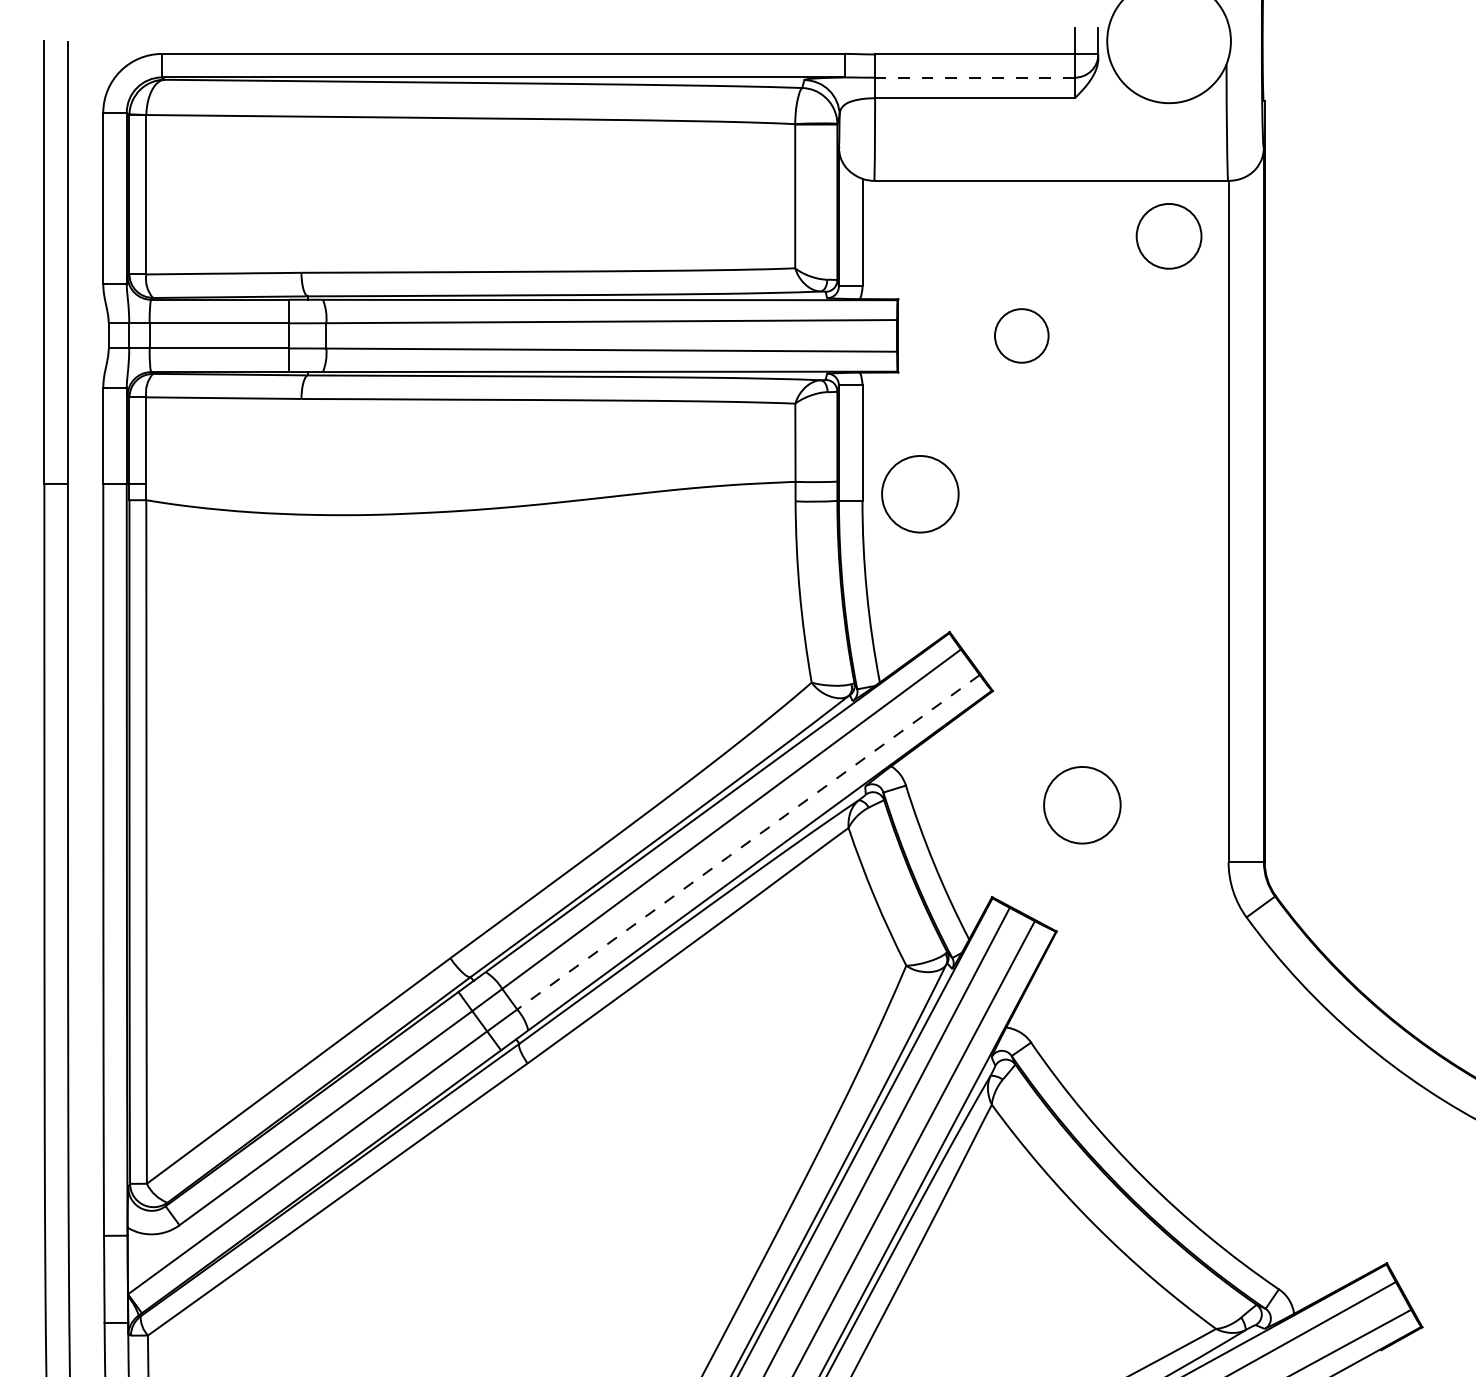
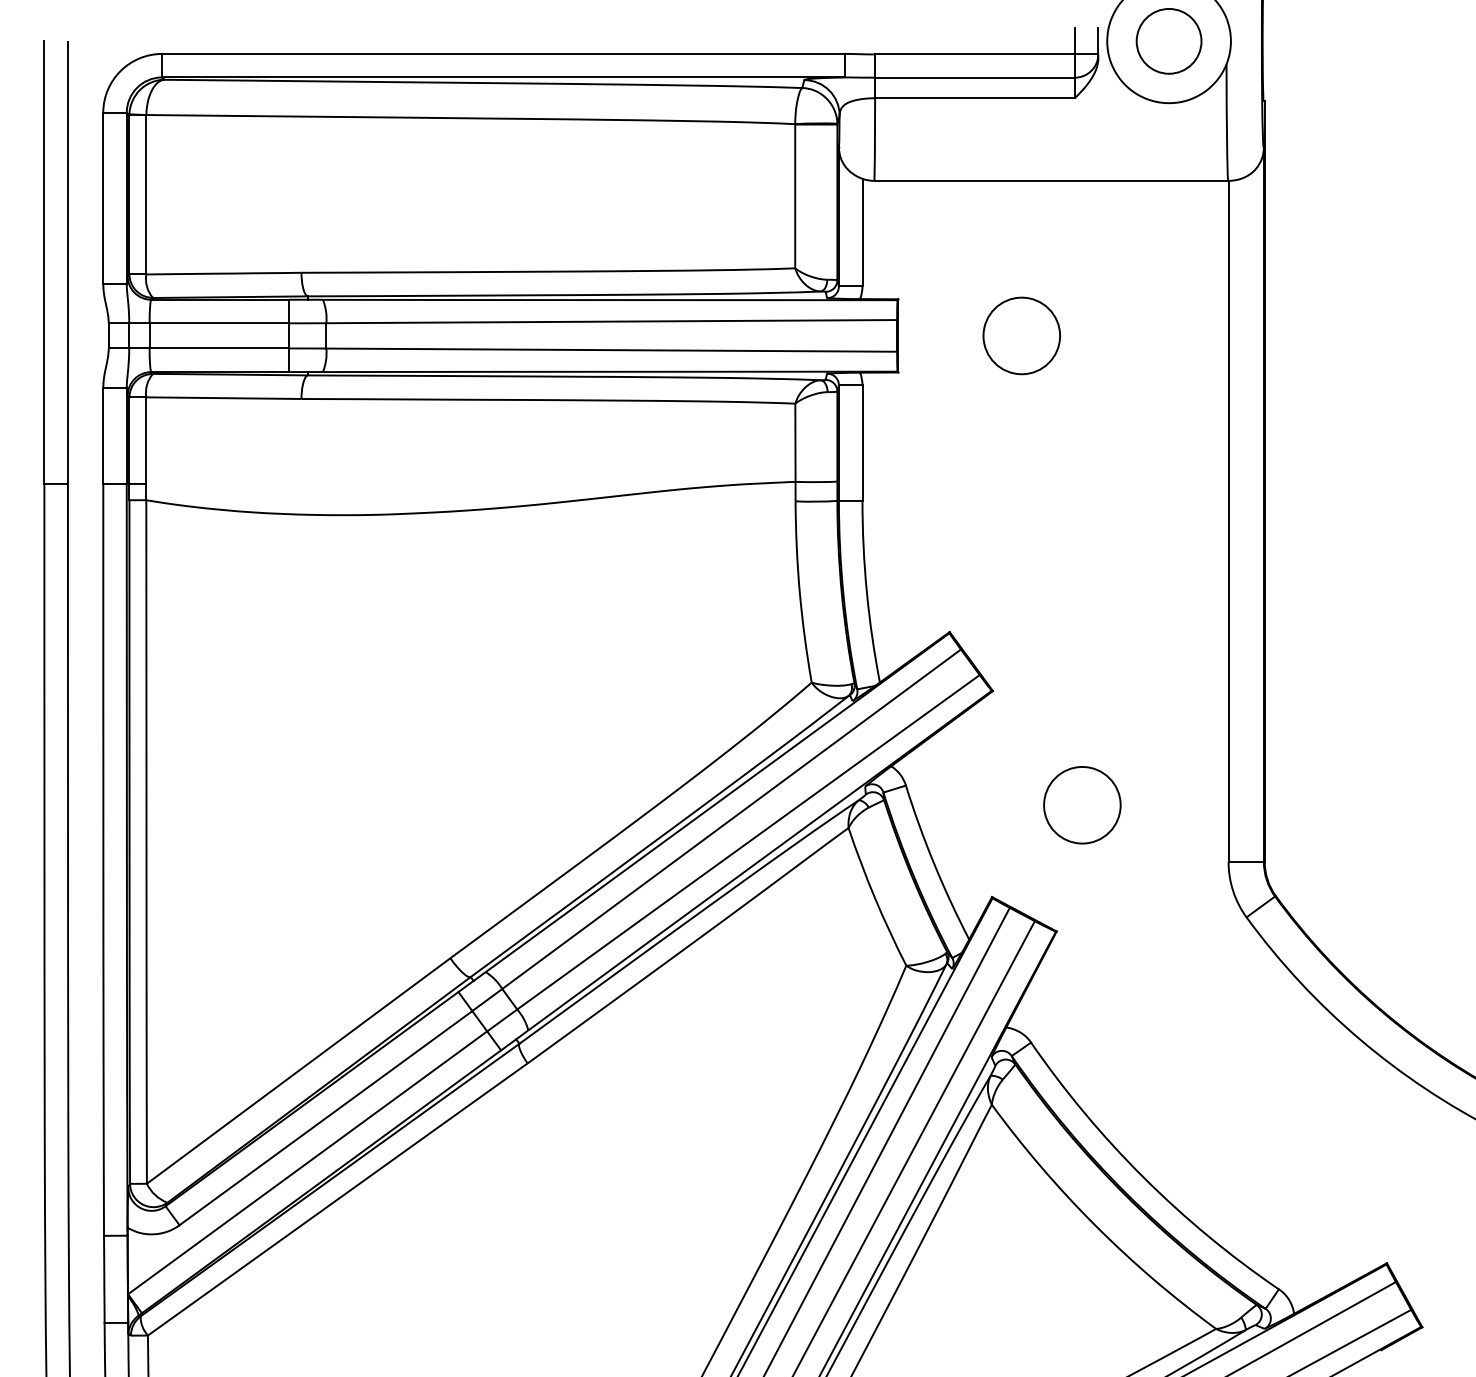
line: dashed -> solid (975, 77)
circle position: (1168, 236) -> (1168, 41) (1168, 41)
circle diameter: 54 px -> 77 px (1021, 335)
circle: present -> none (920, 494)
line: dashed -> solid (748, 842)
